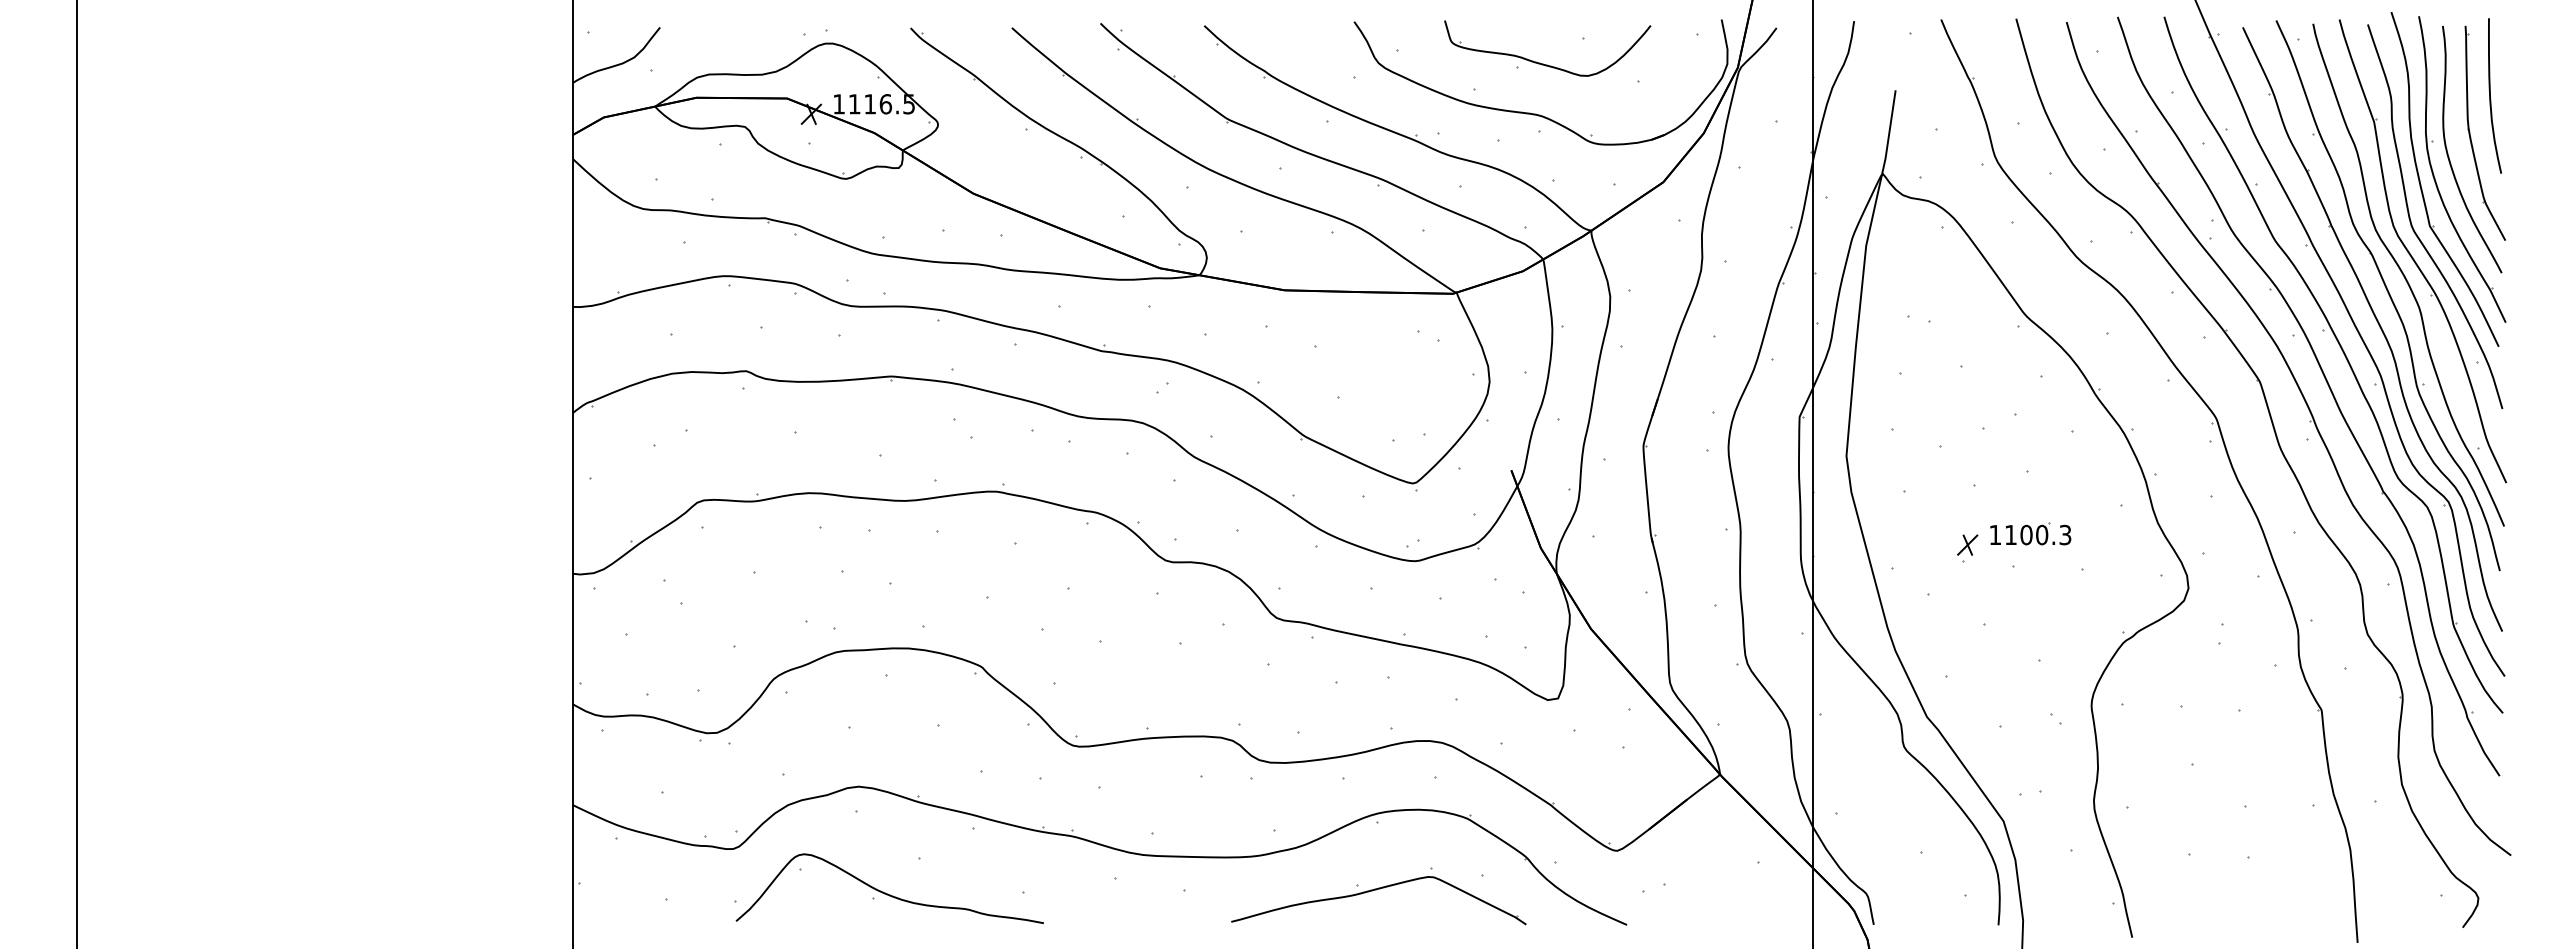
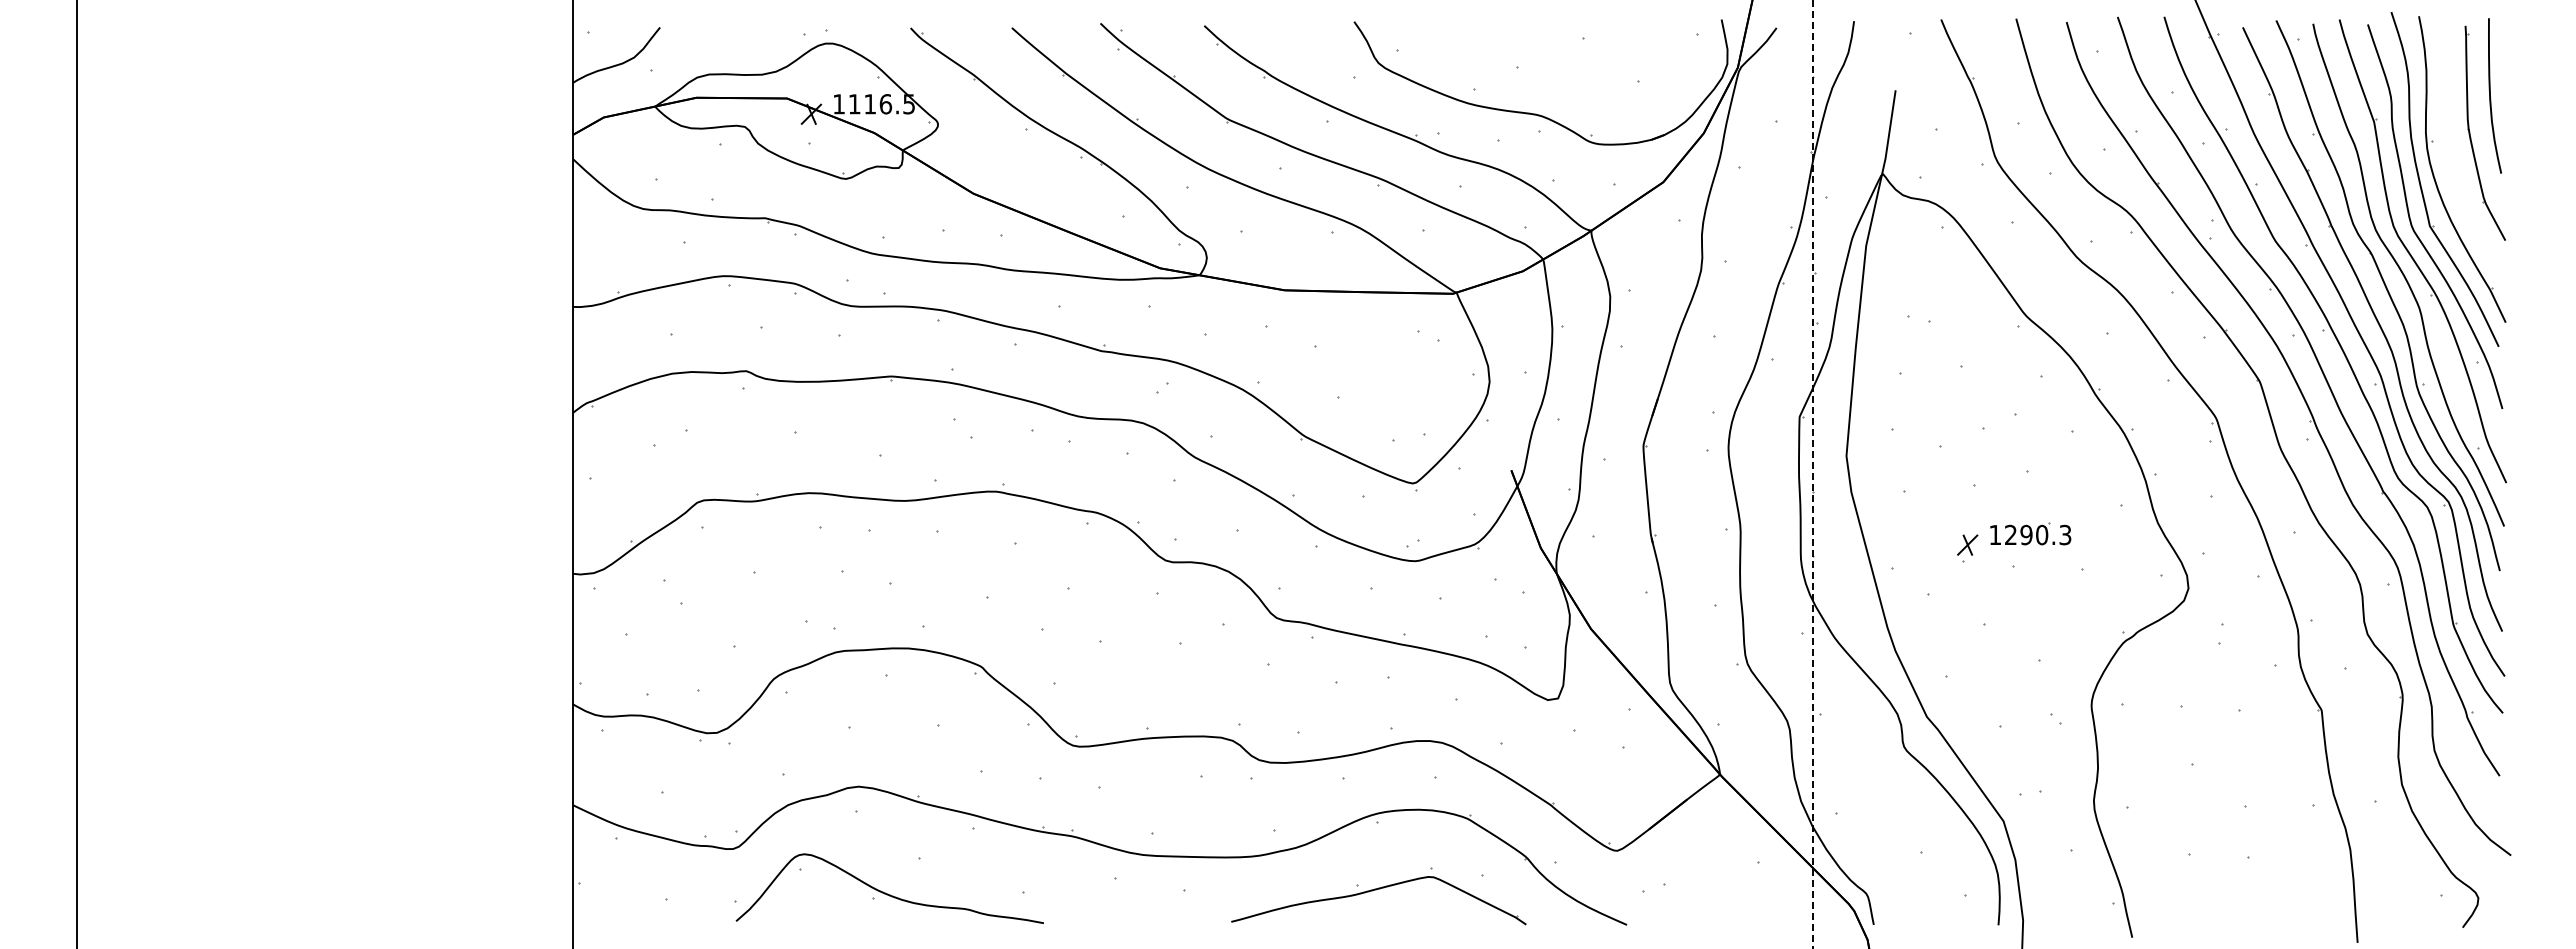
part: present -> none (1543, 63)
curve: present -> none (2449, 156)
line: solid -> dashed (1813, 474)
text: 1100.3 -> 1290.3 (2018, 534)
